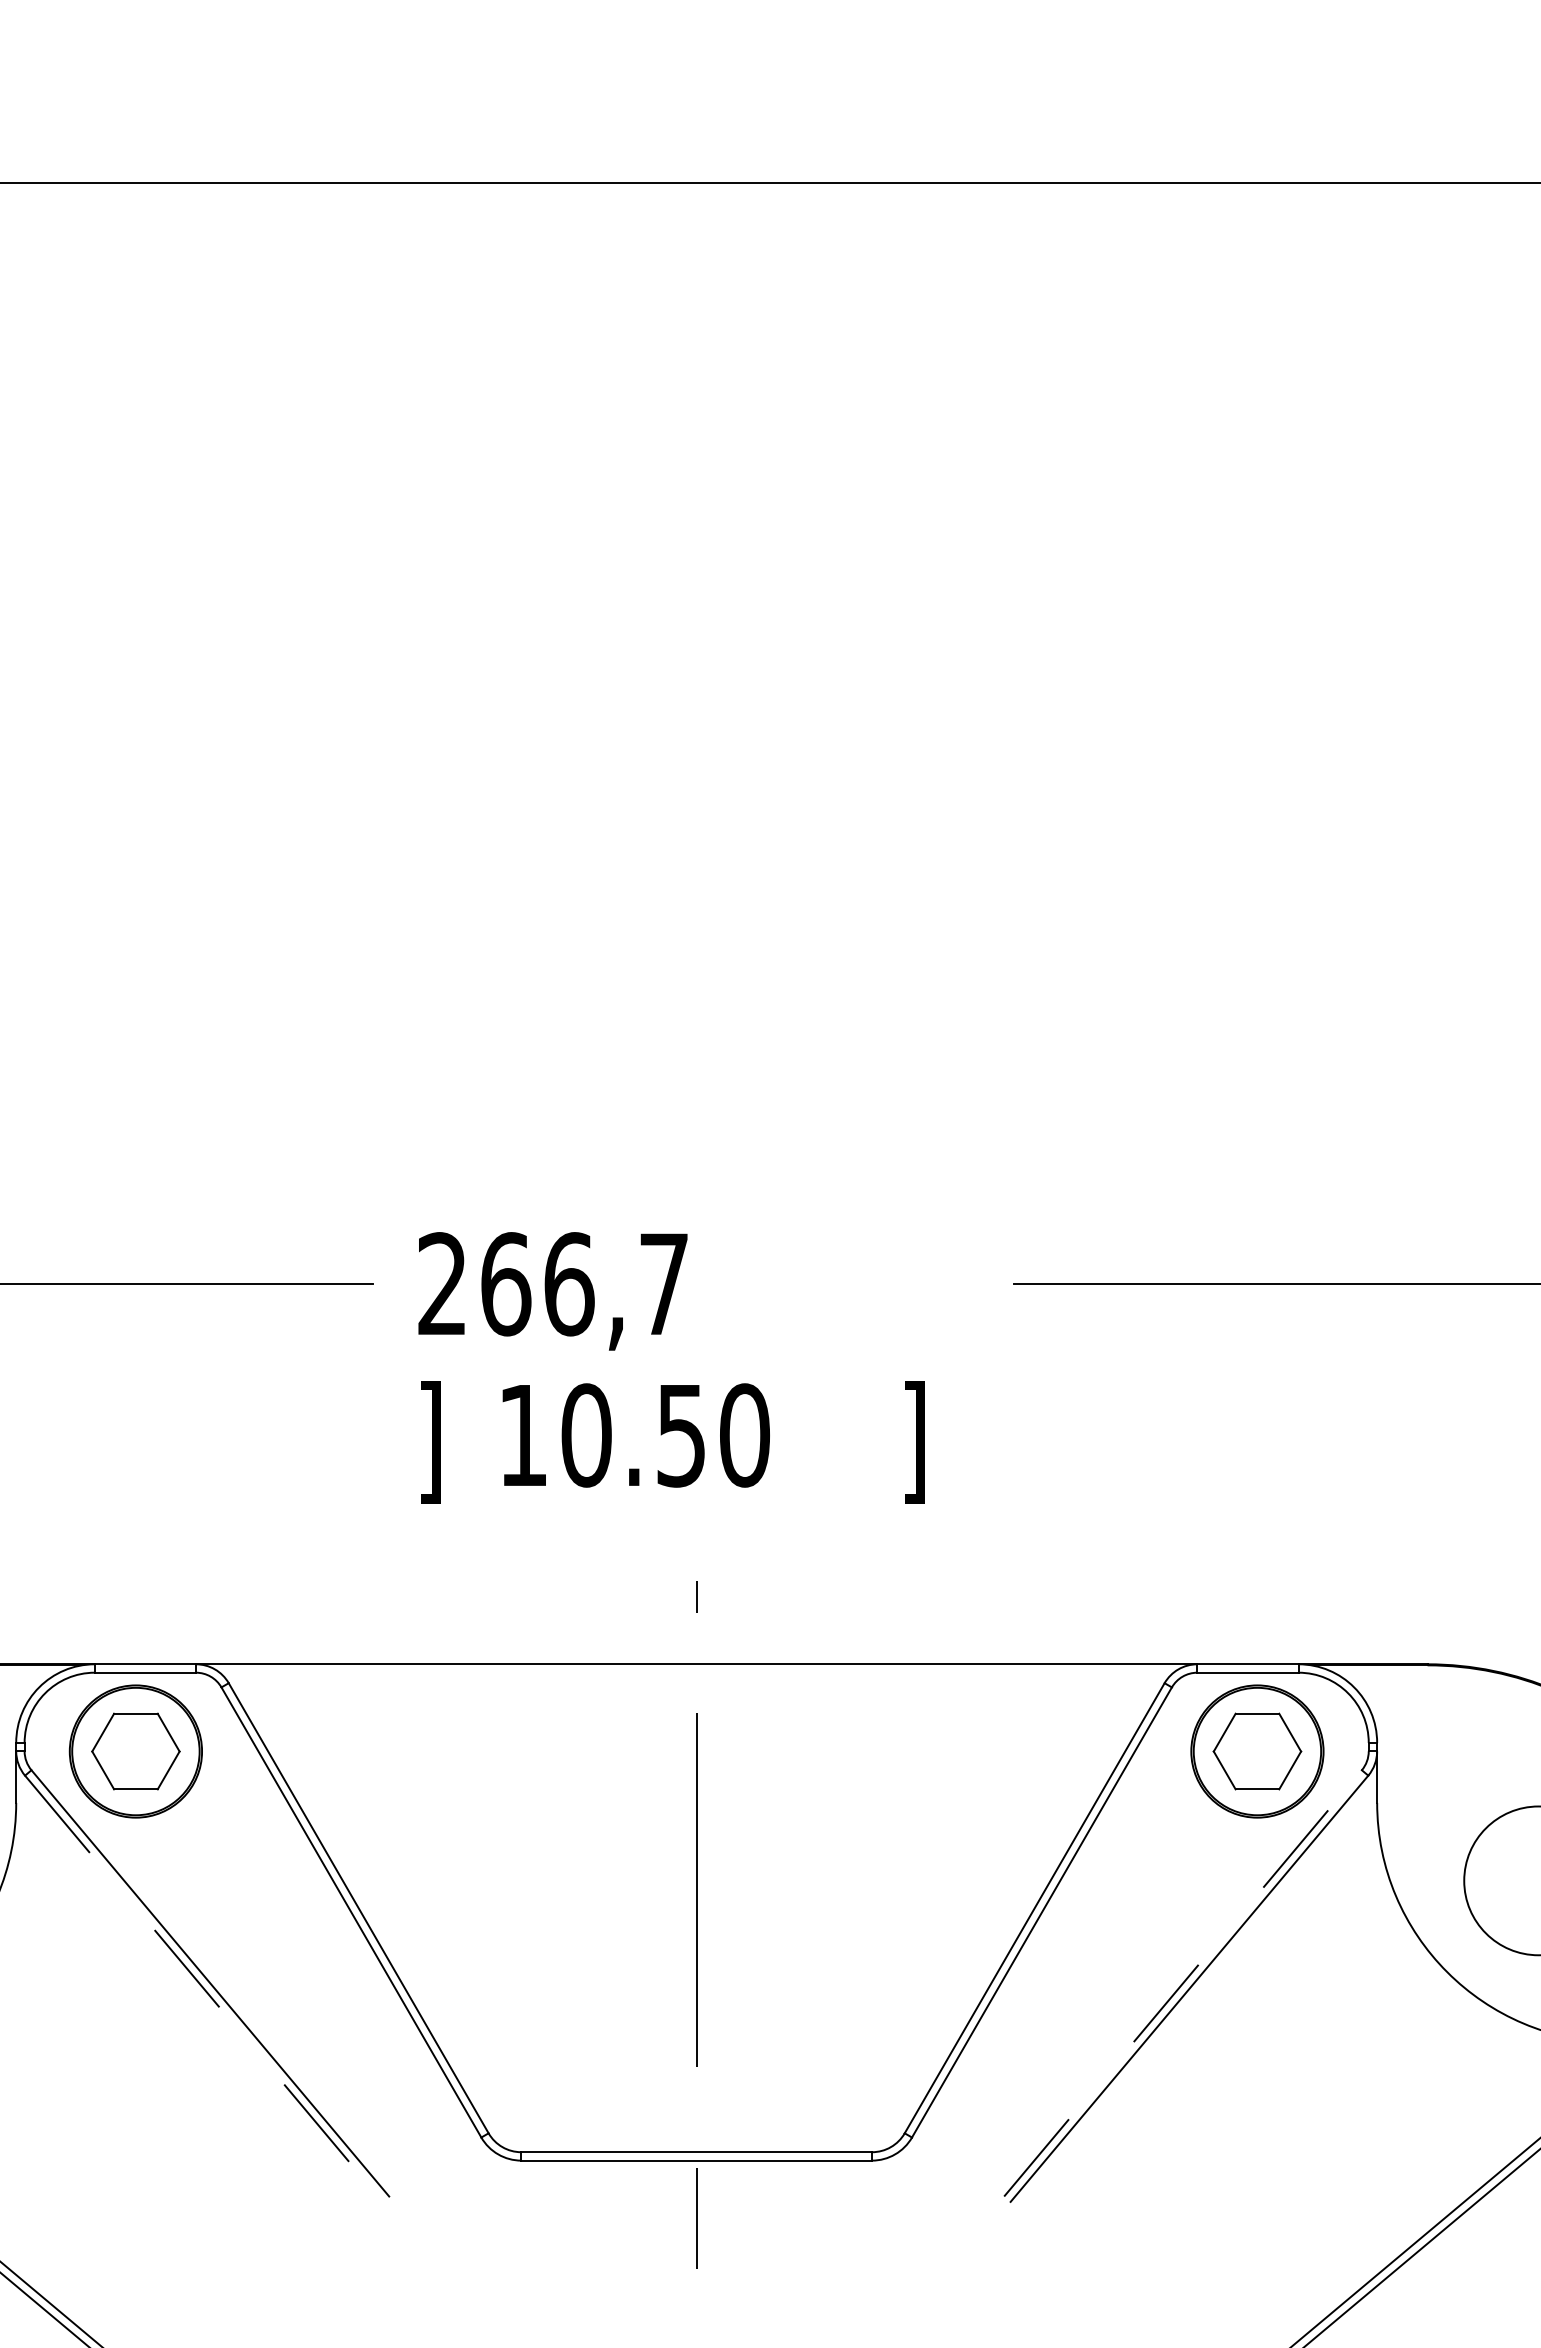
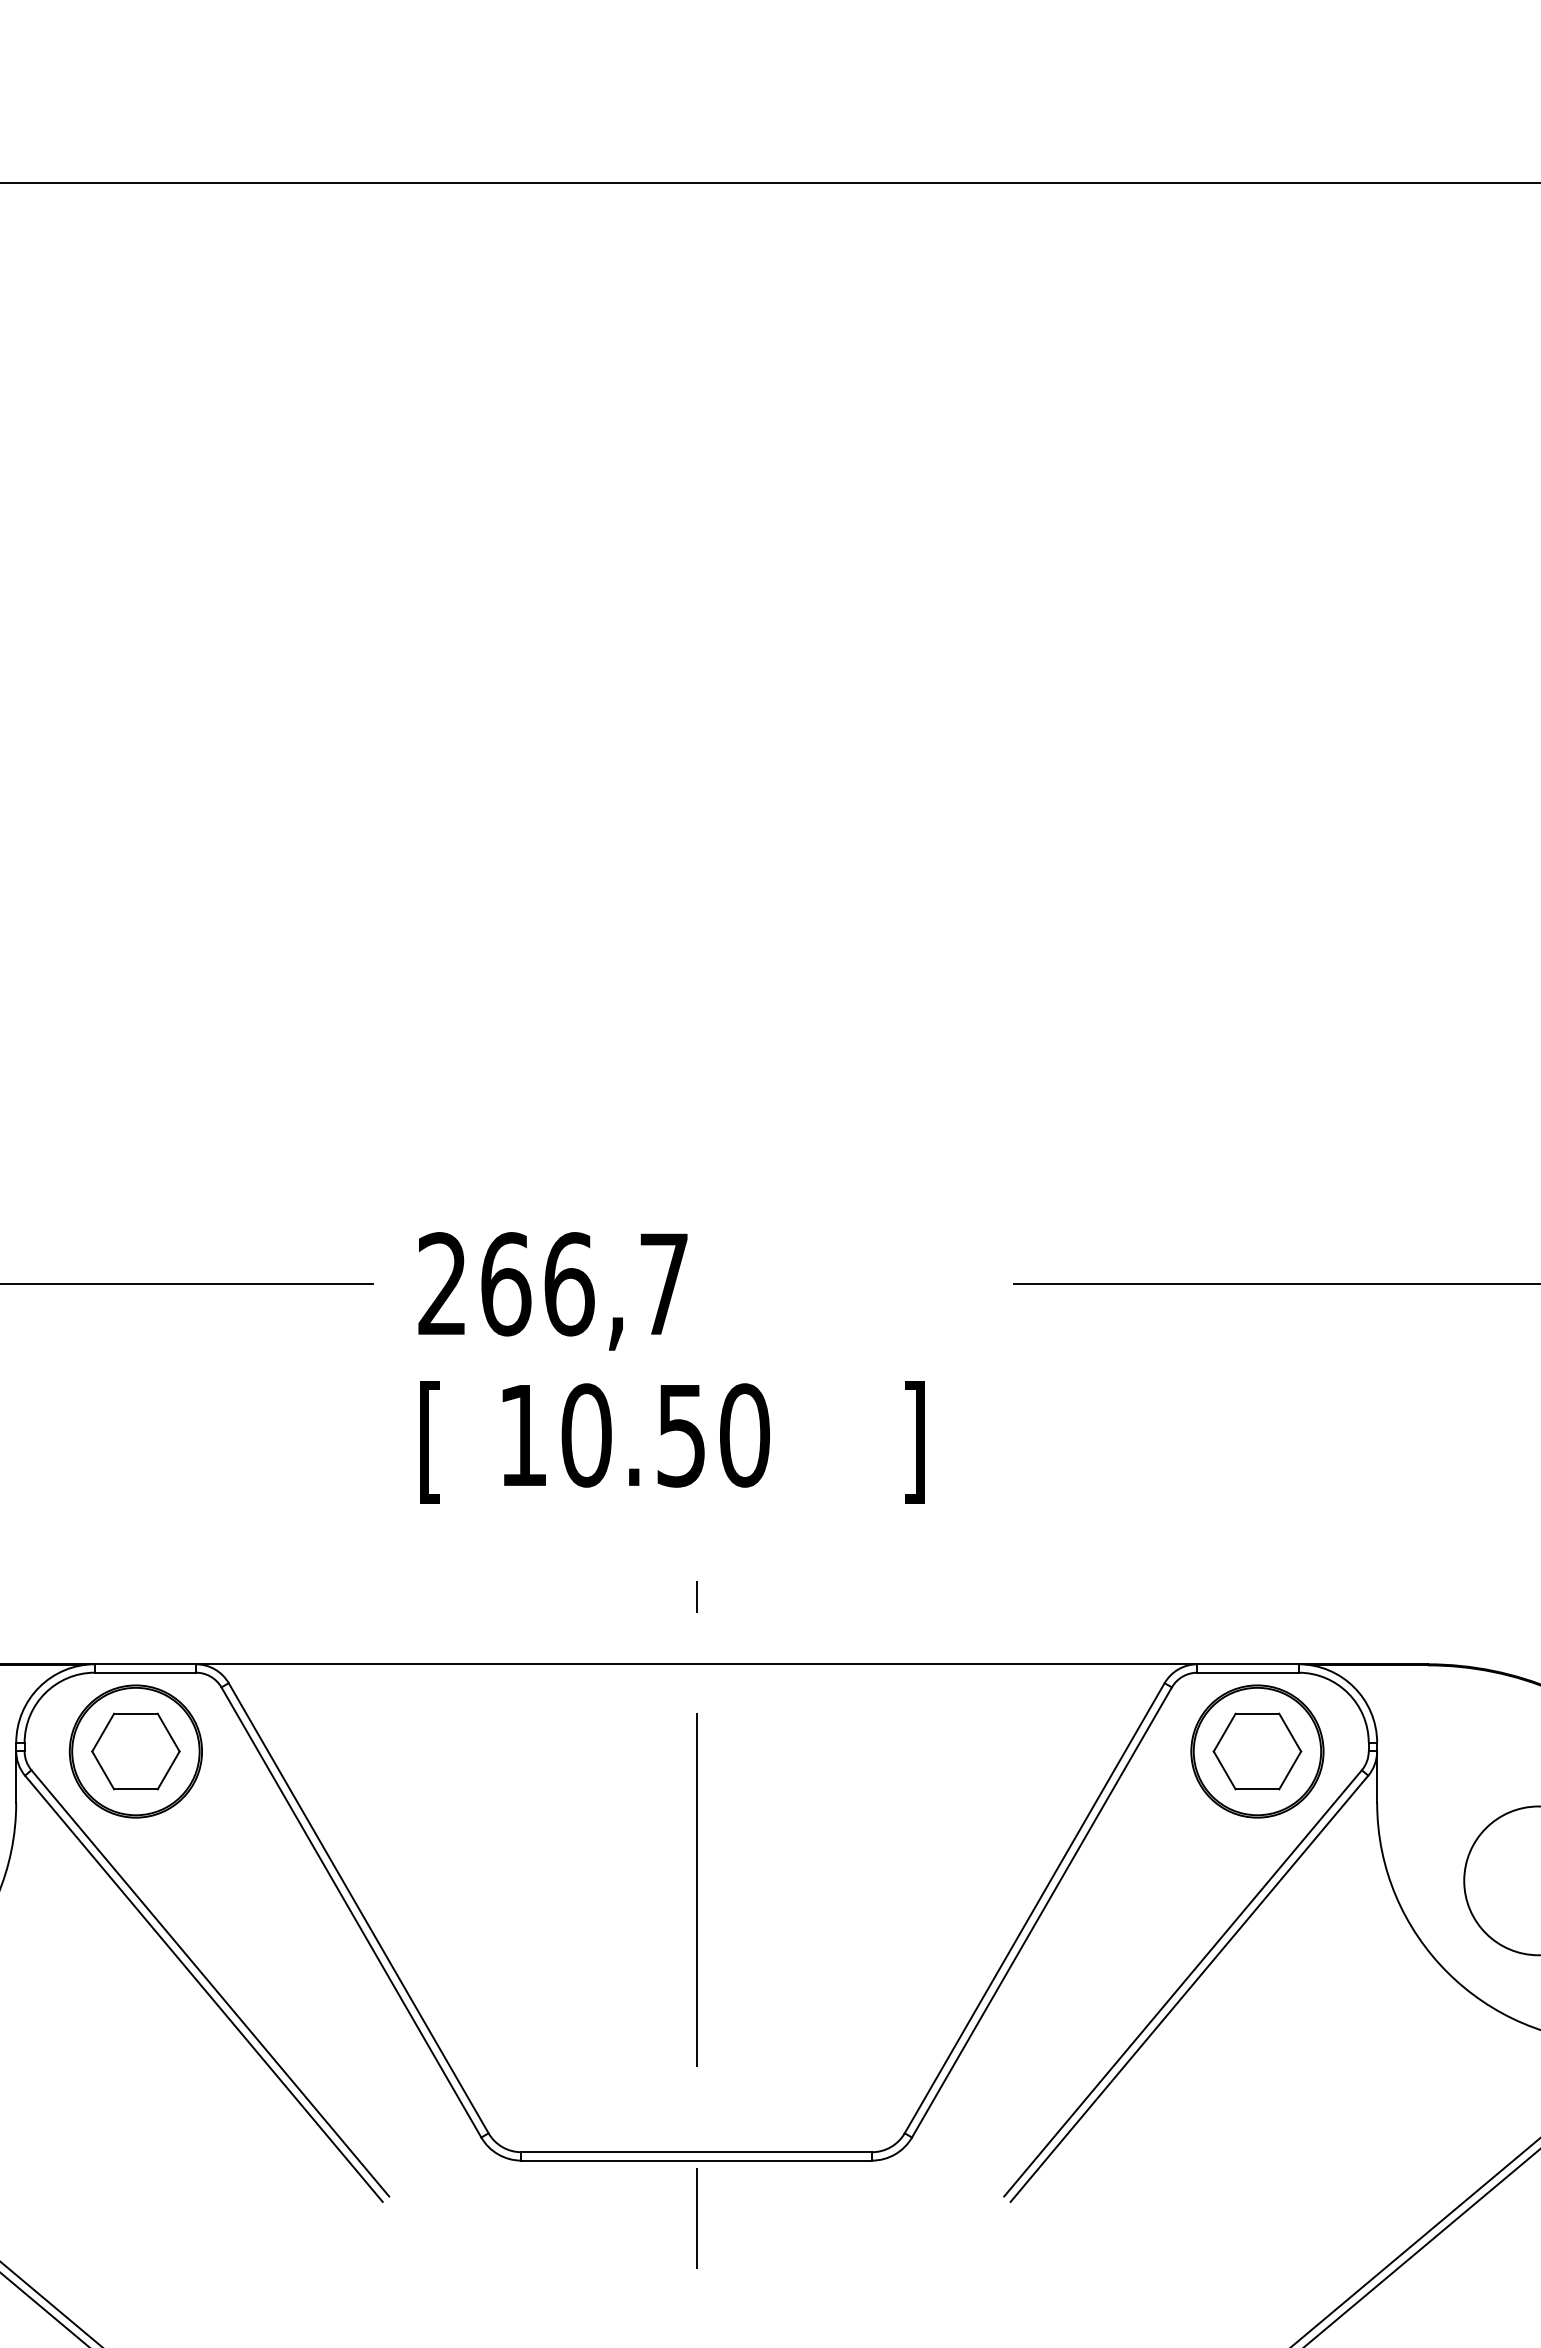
text: ] -> [ (430, 1442)
line: dashed -> solid (1183, 1983)
line: dashed -> solid (204, 1989)
